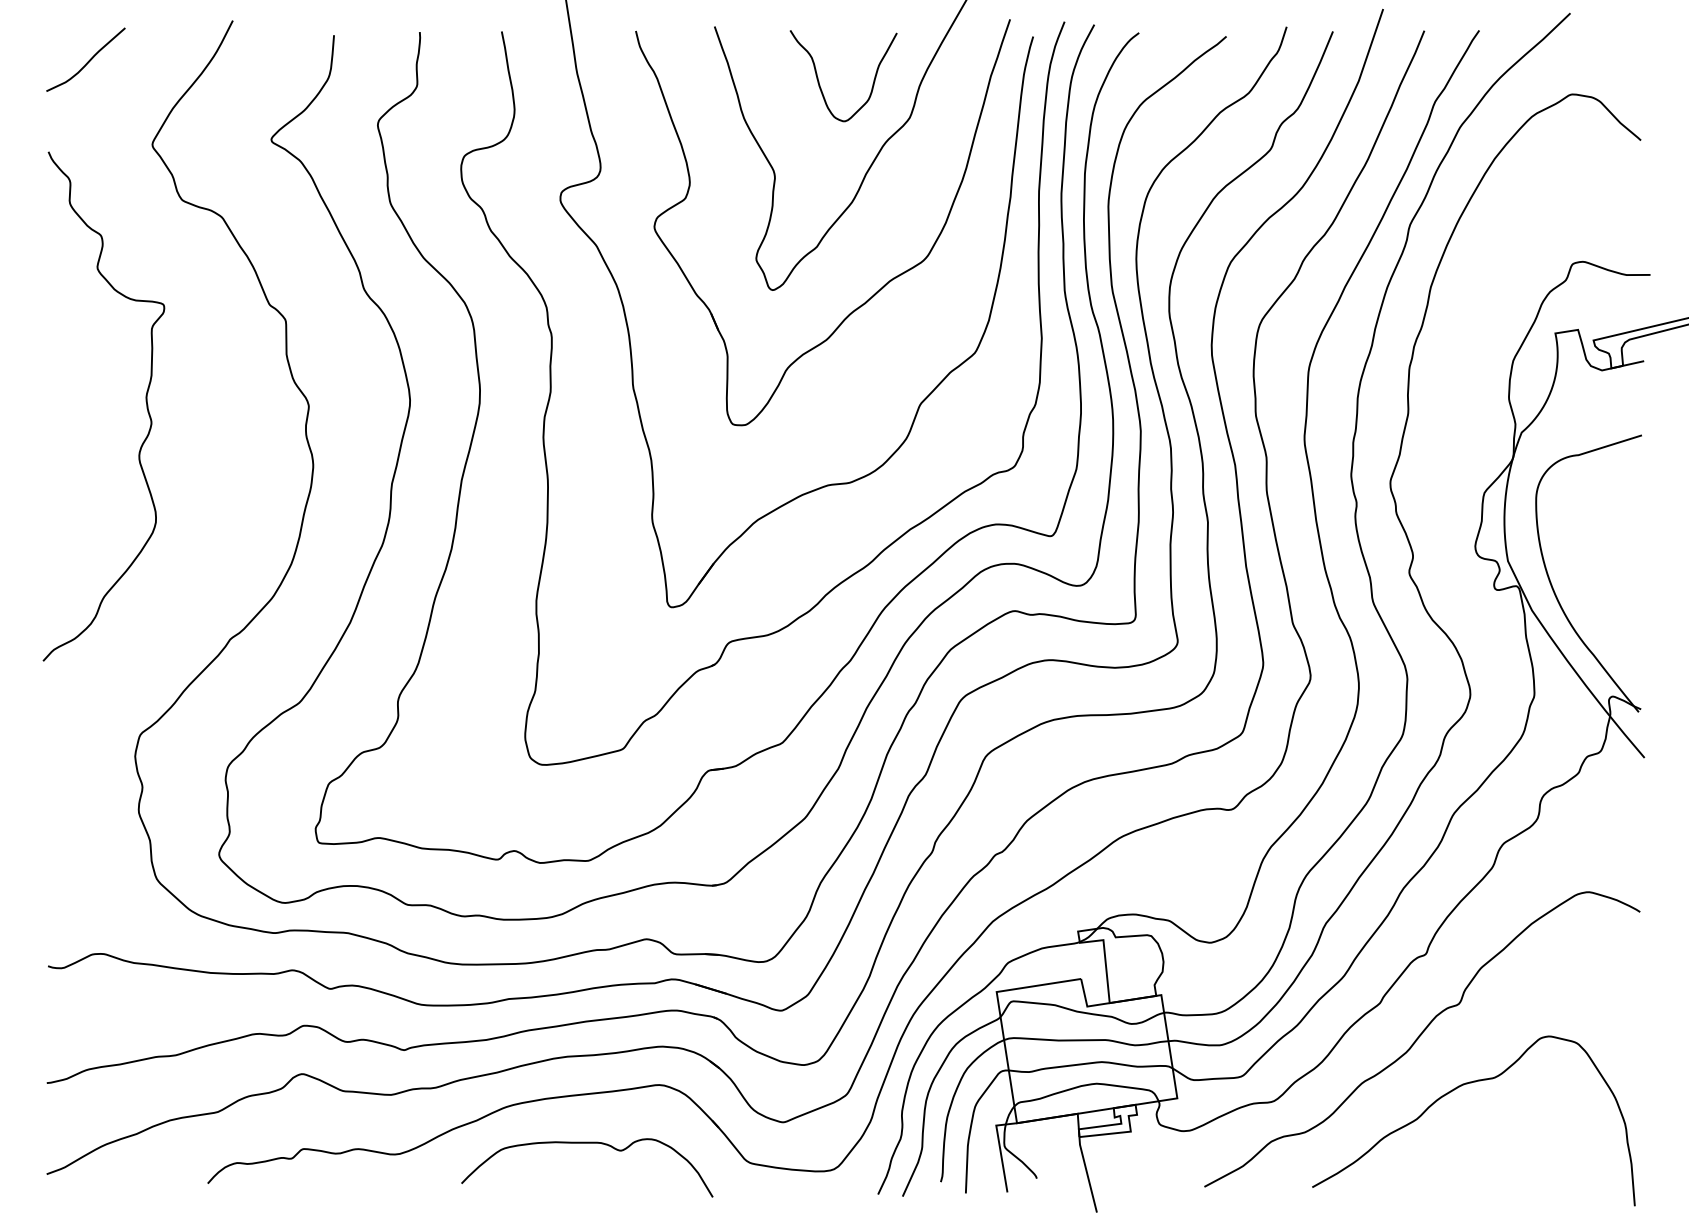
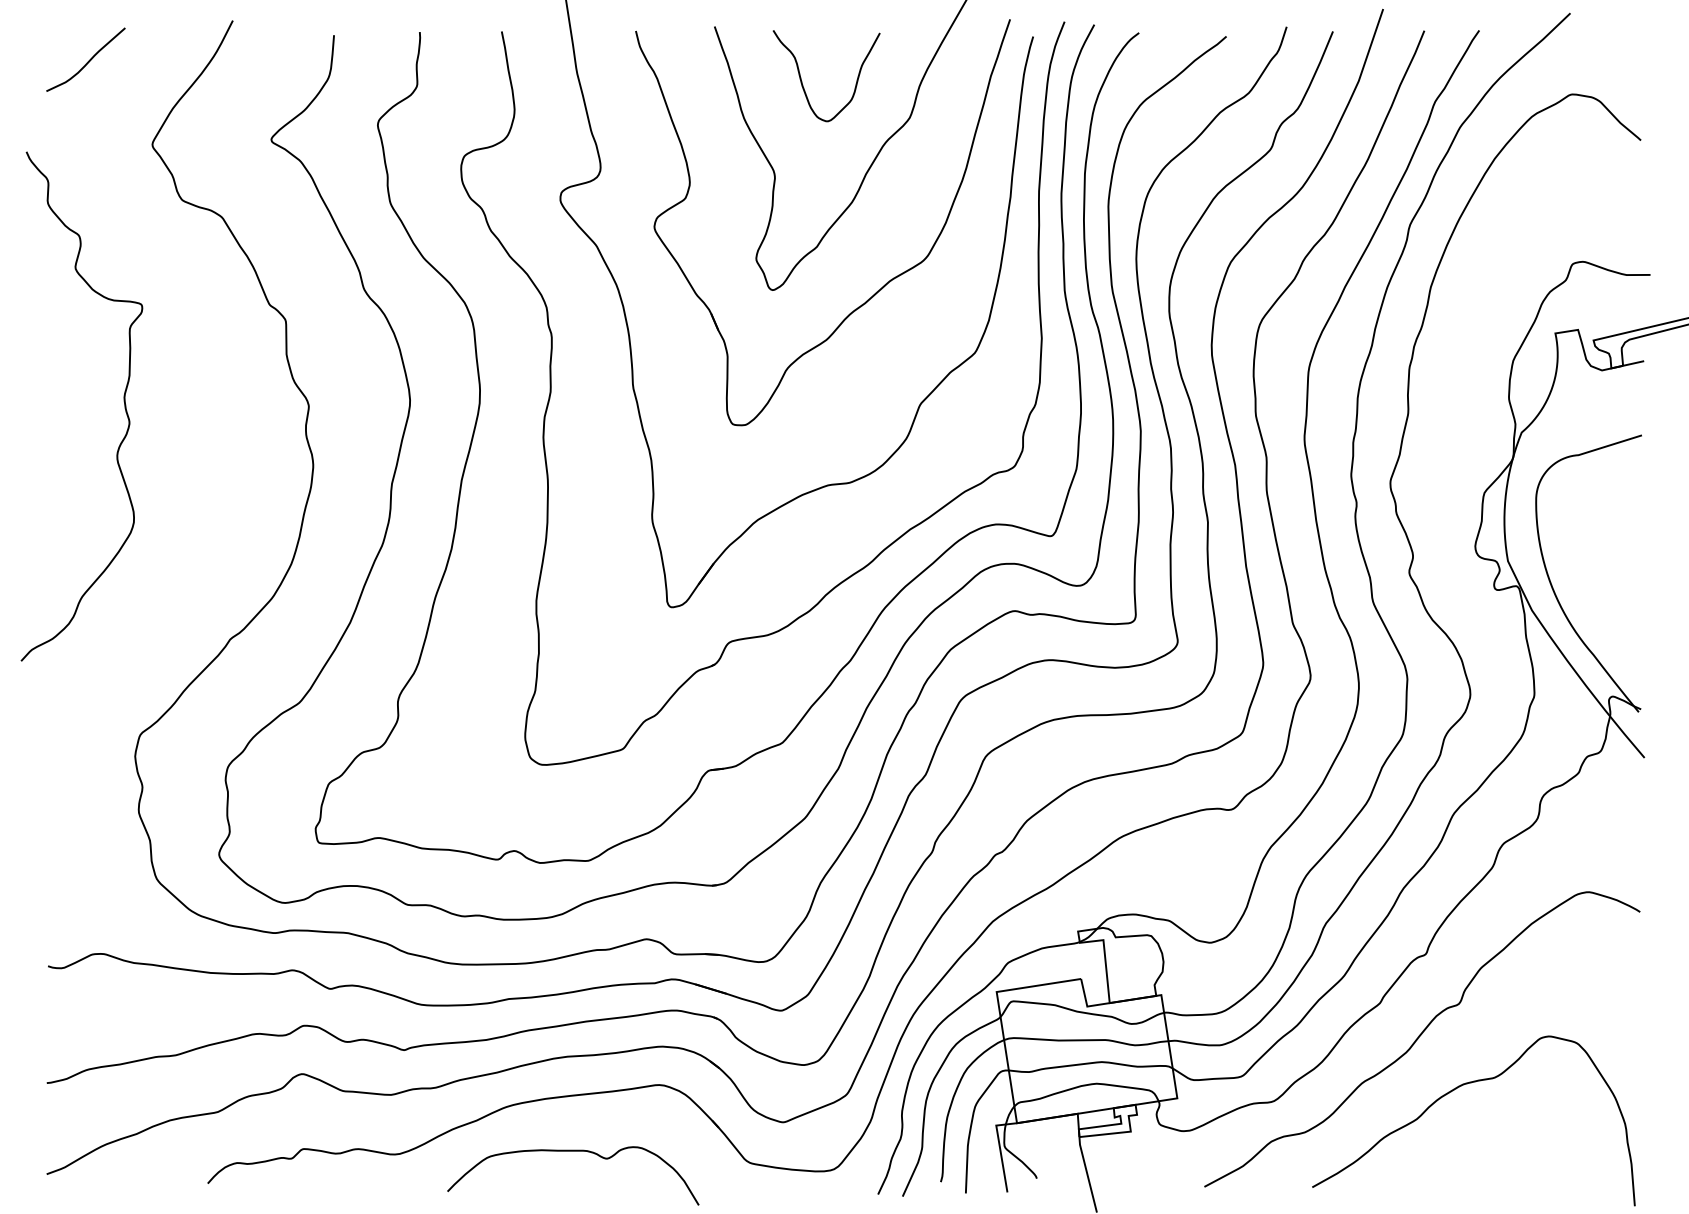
curve position: (819, 81) -> (802, 81) (802, 81)
curve position: (145, 401) -> (123, 401) (123, 401)
curve position: (587, 1143) -> (573, 1151) (573, 1151)
